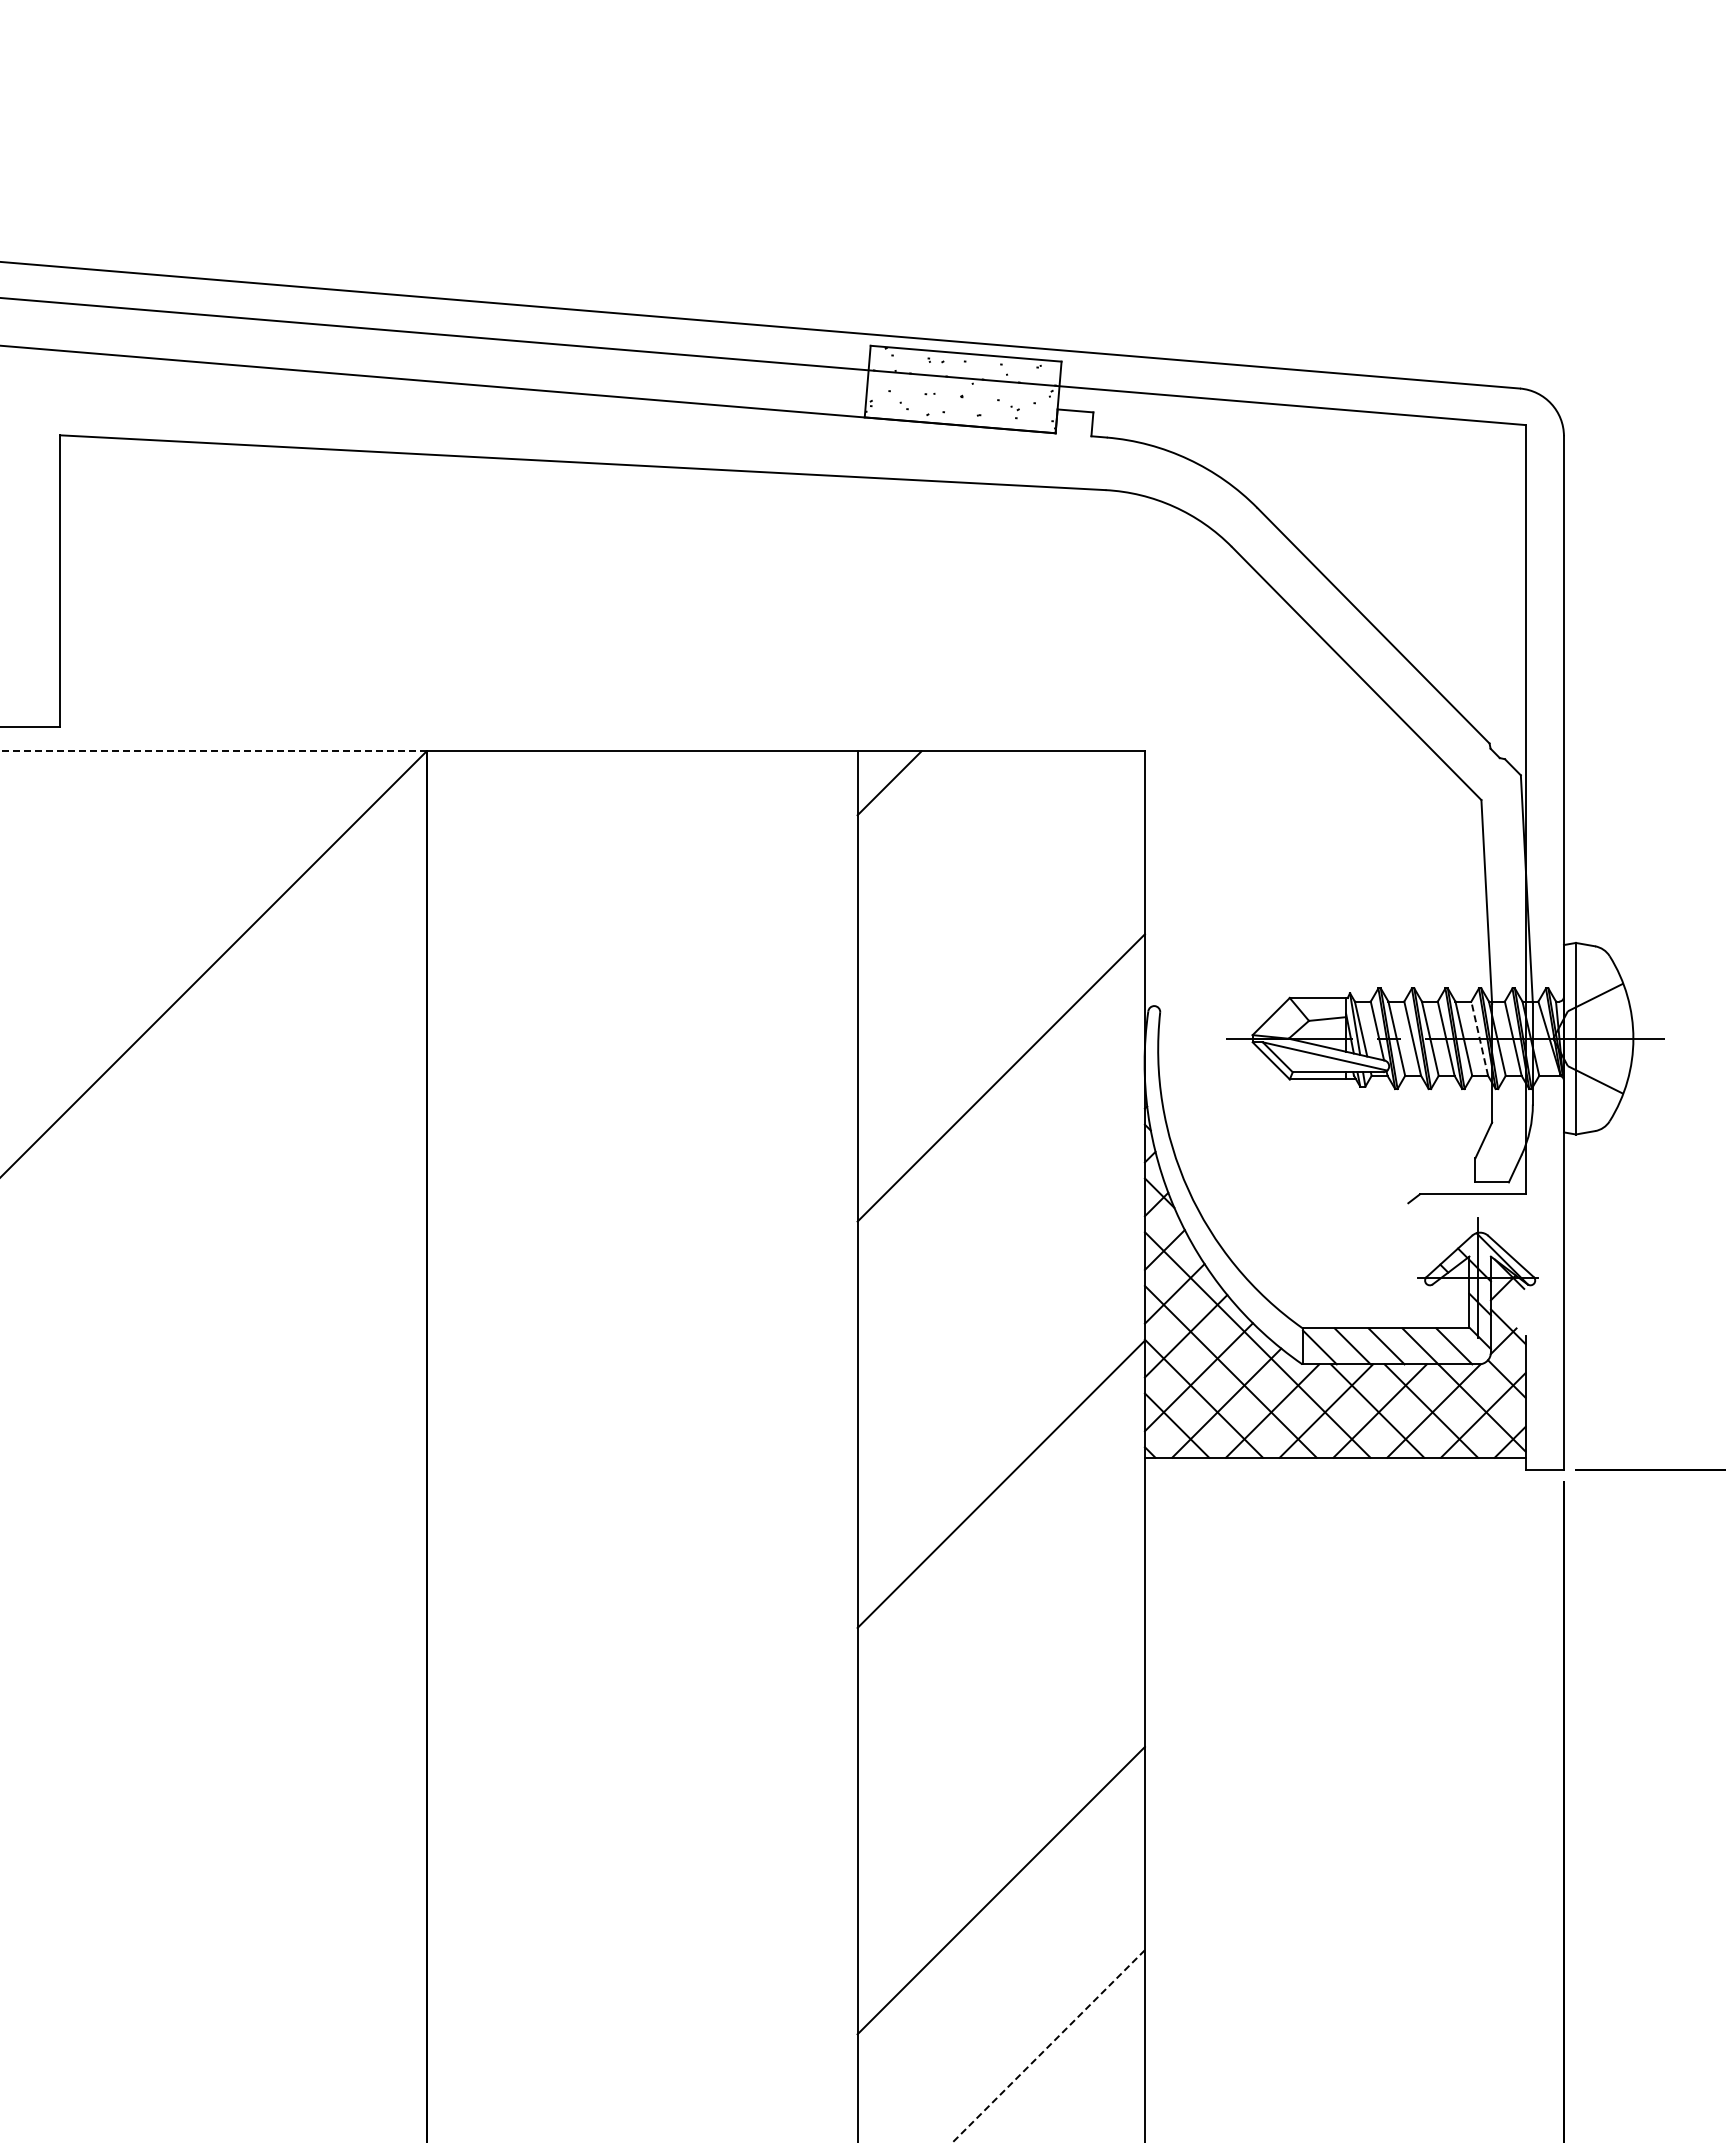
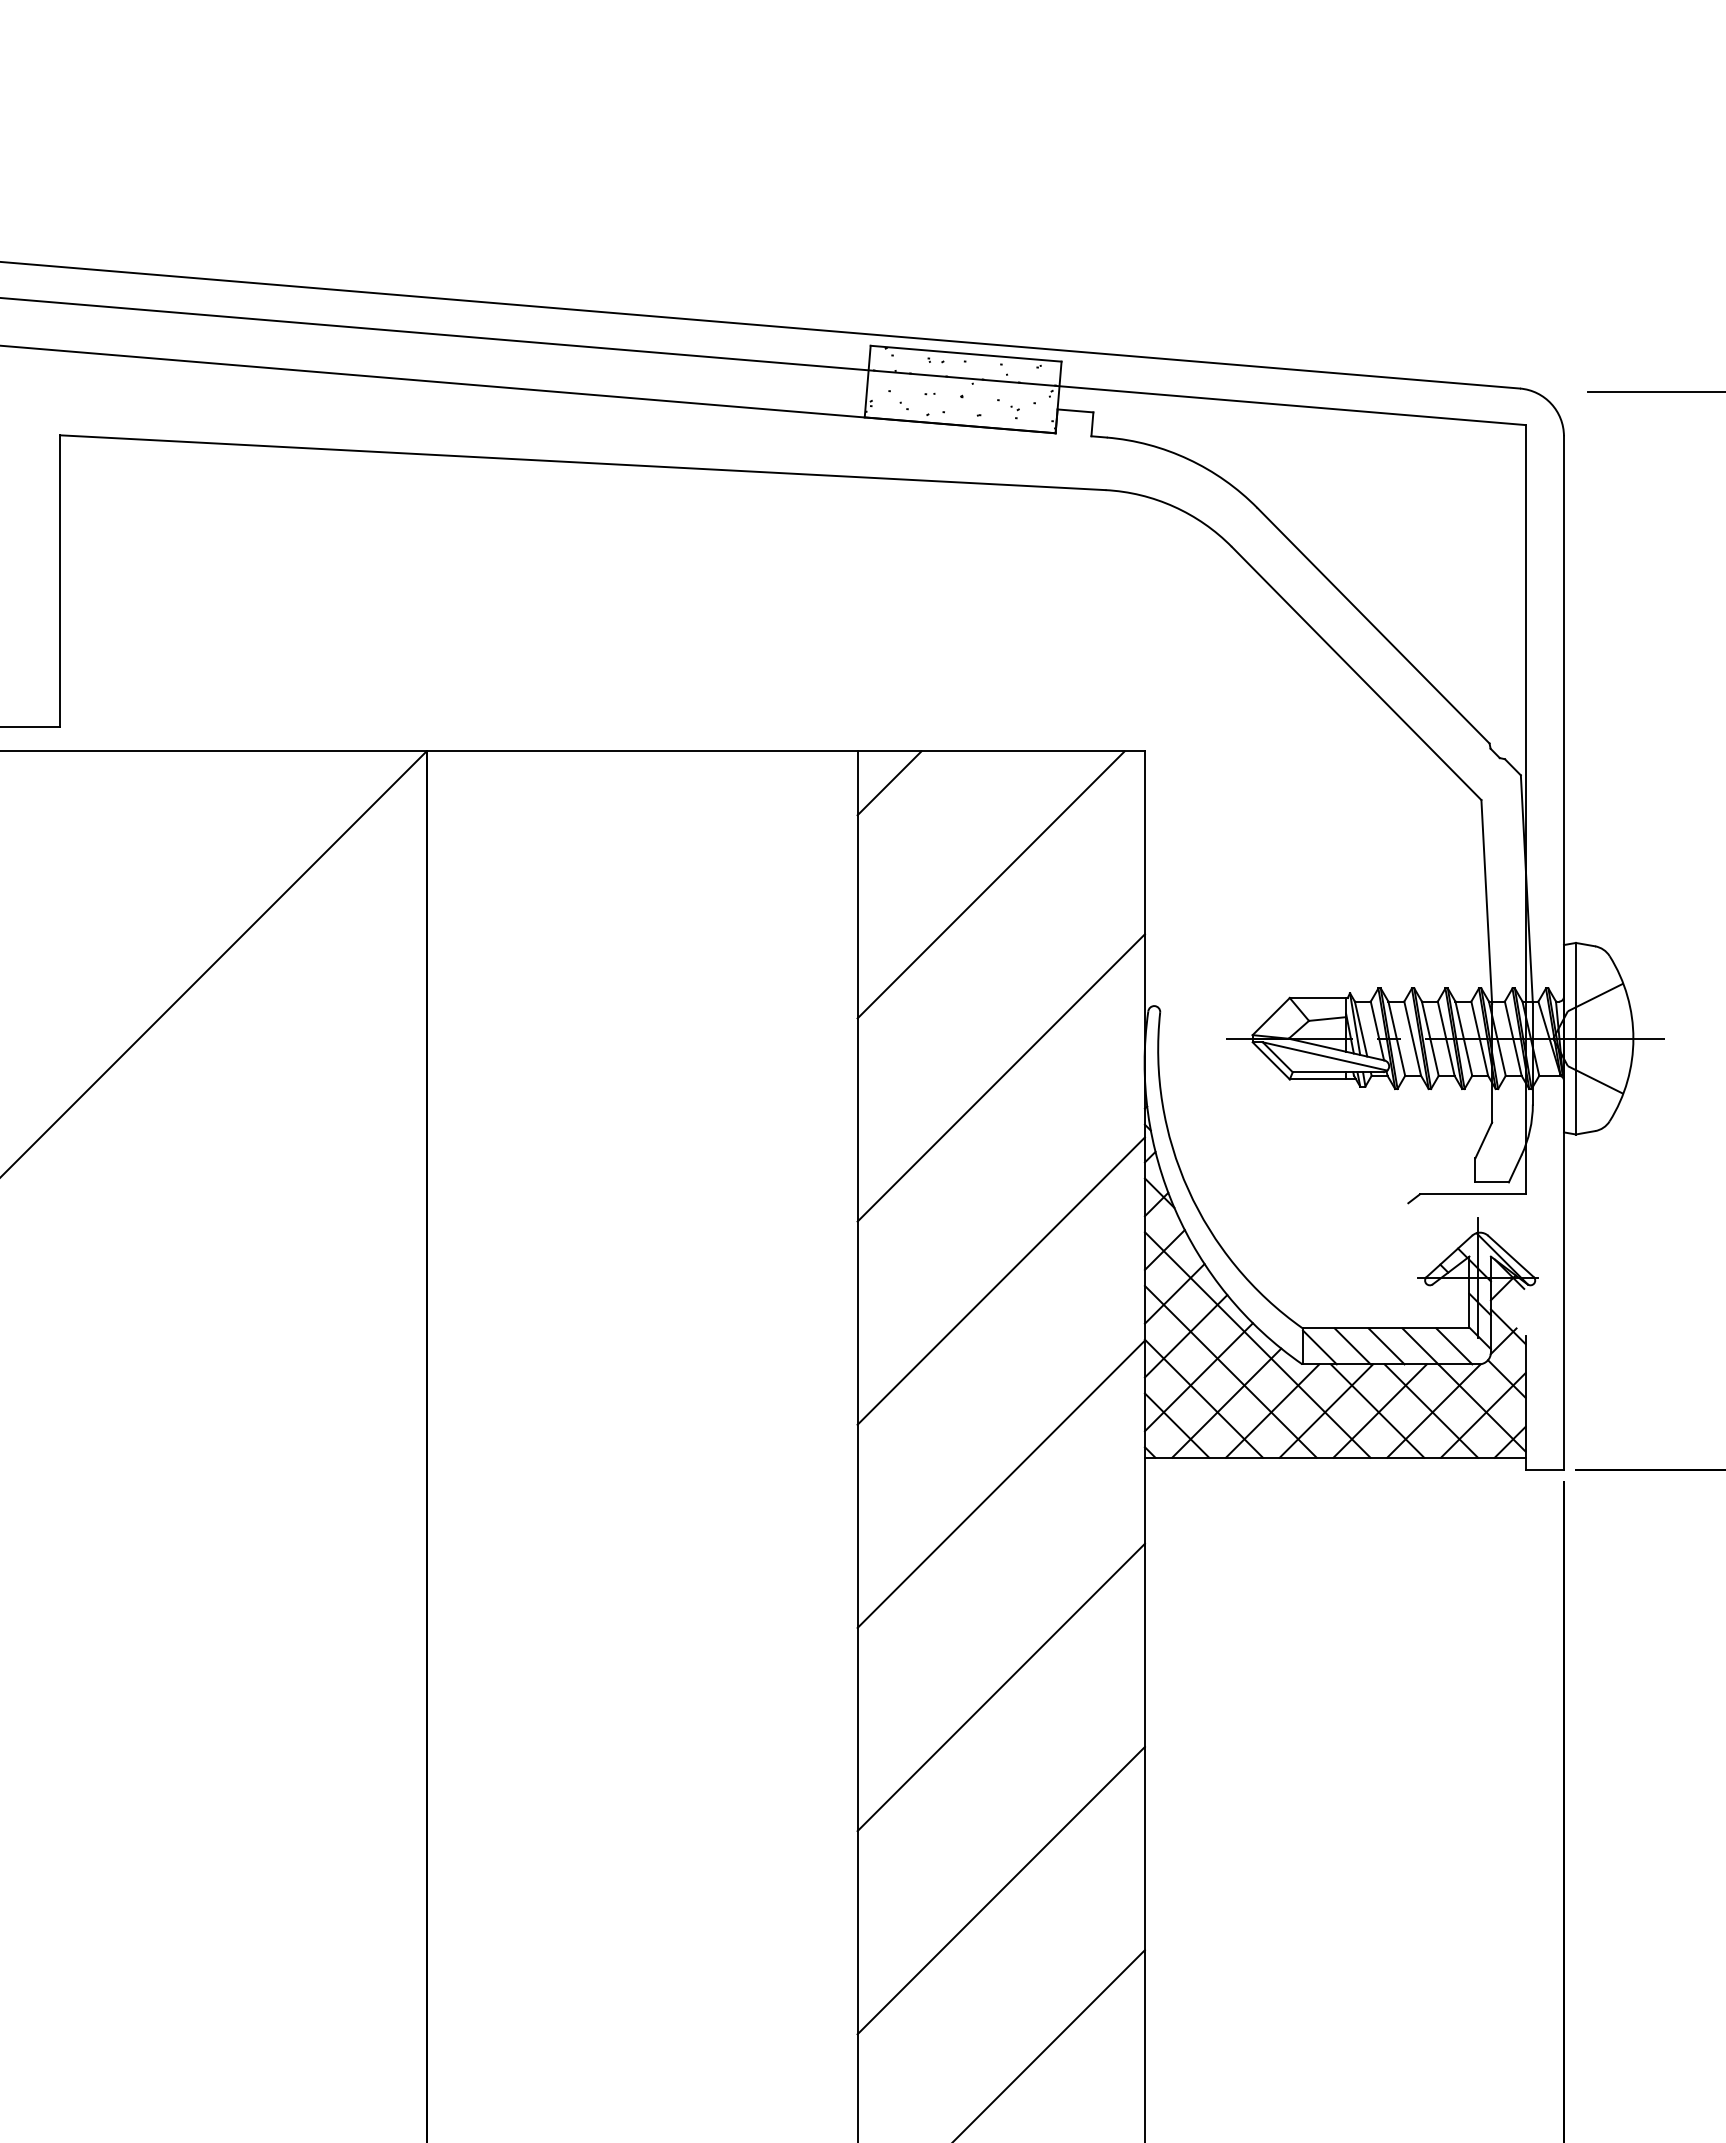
line: none -> present (1654, 392)
line: dashed -> solid (213, 751)
line: none -> present (990, 884)
line: dashed -> solid (1479, 1038)
line: none -> present (1000, 1280)
line: none -> present (1000, 1687)
line: dashed -> solid (1048, 2046)
